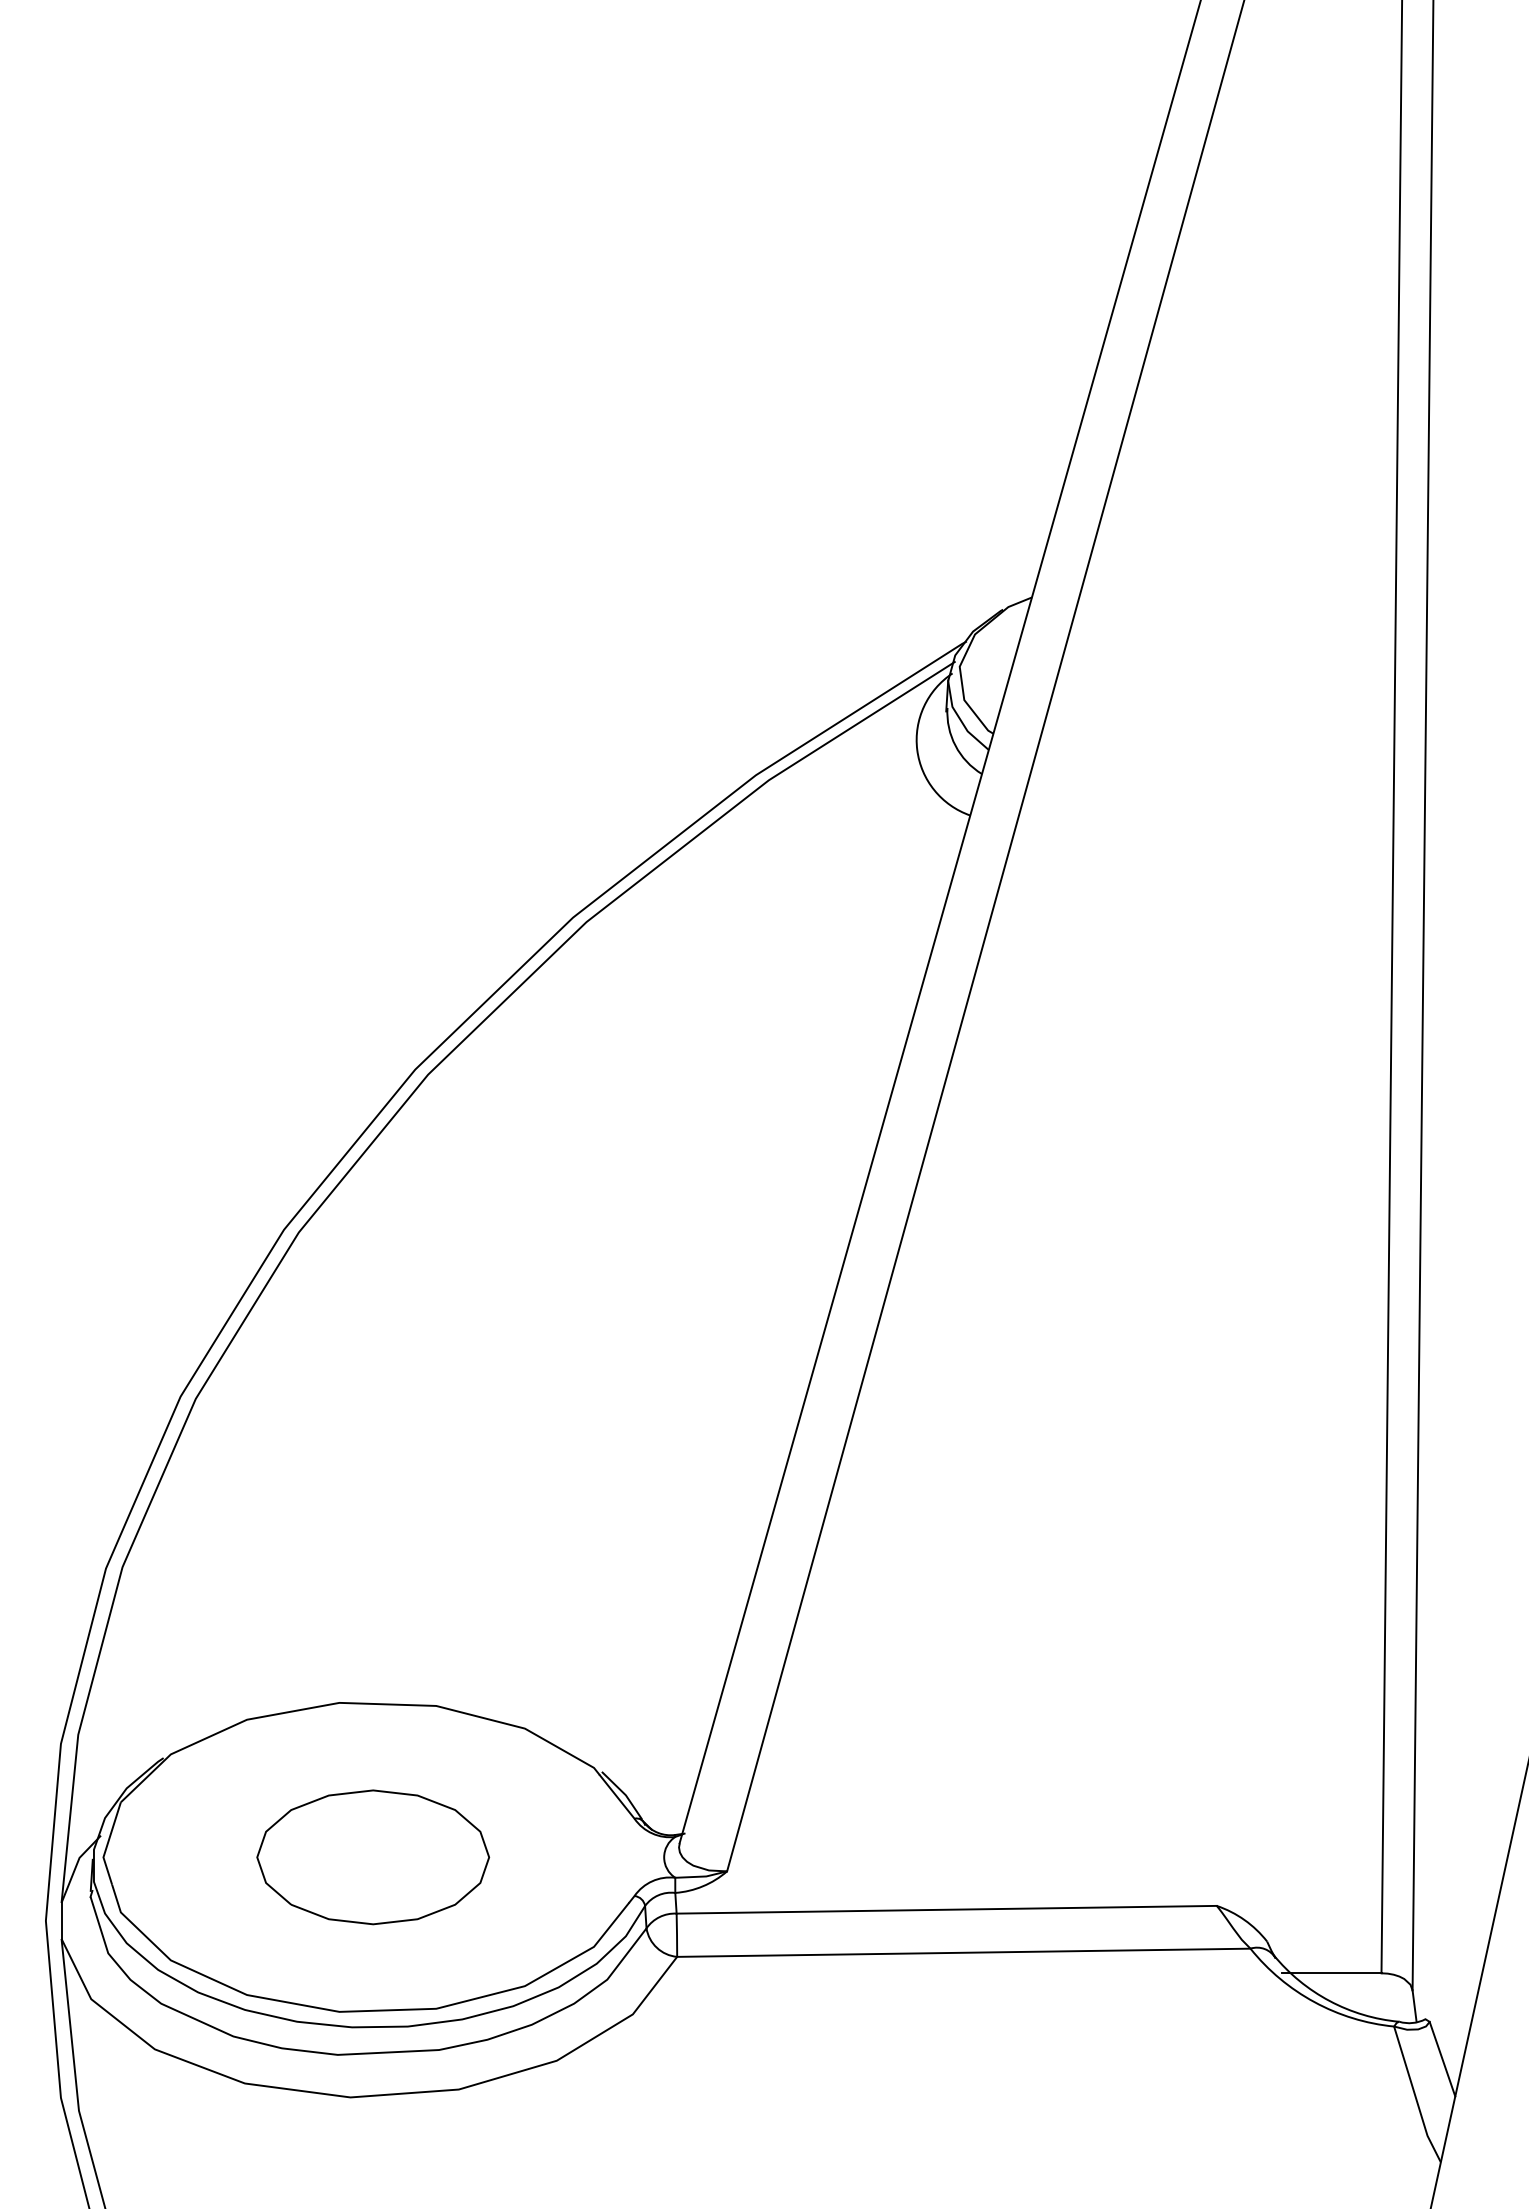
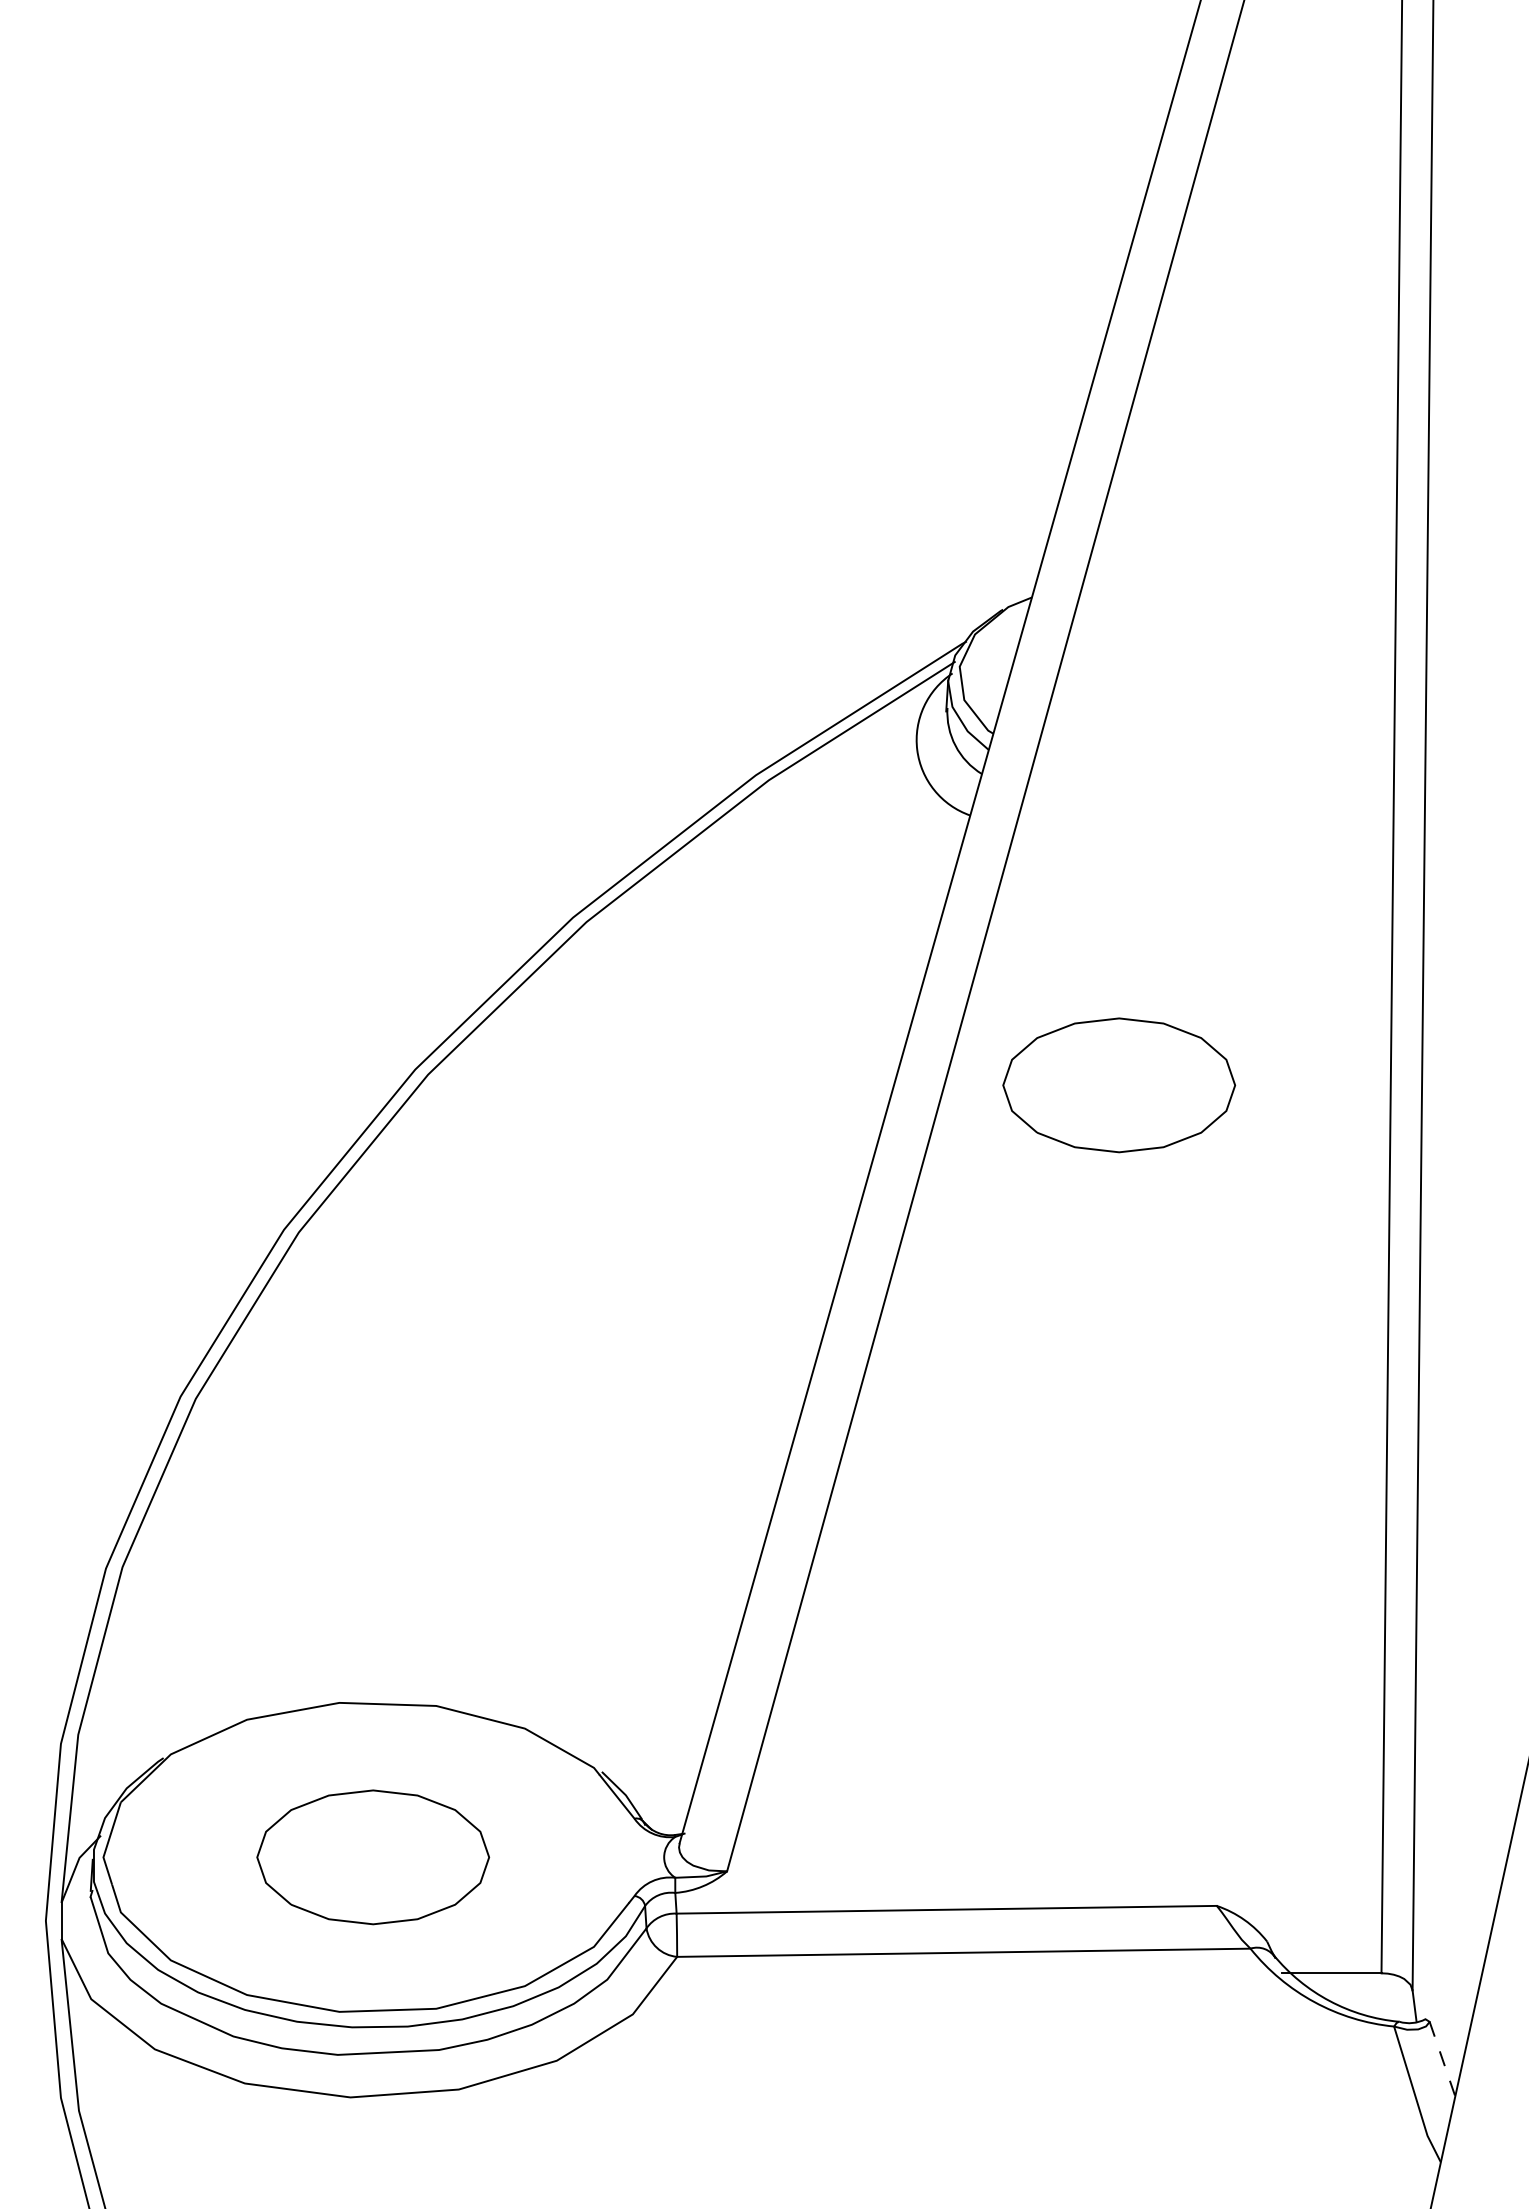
part: none -> present (1119, 1085)
line: solid -> dashed (1442, 2059)
